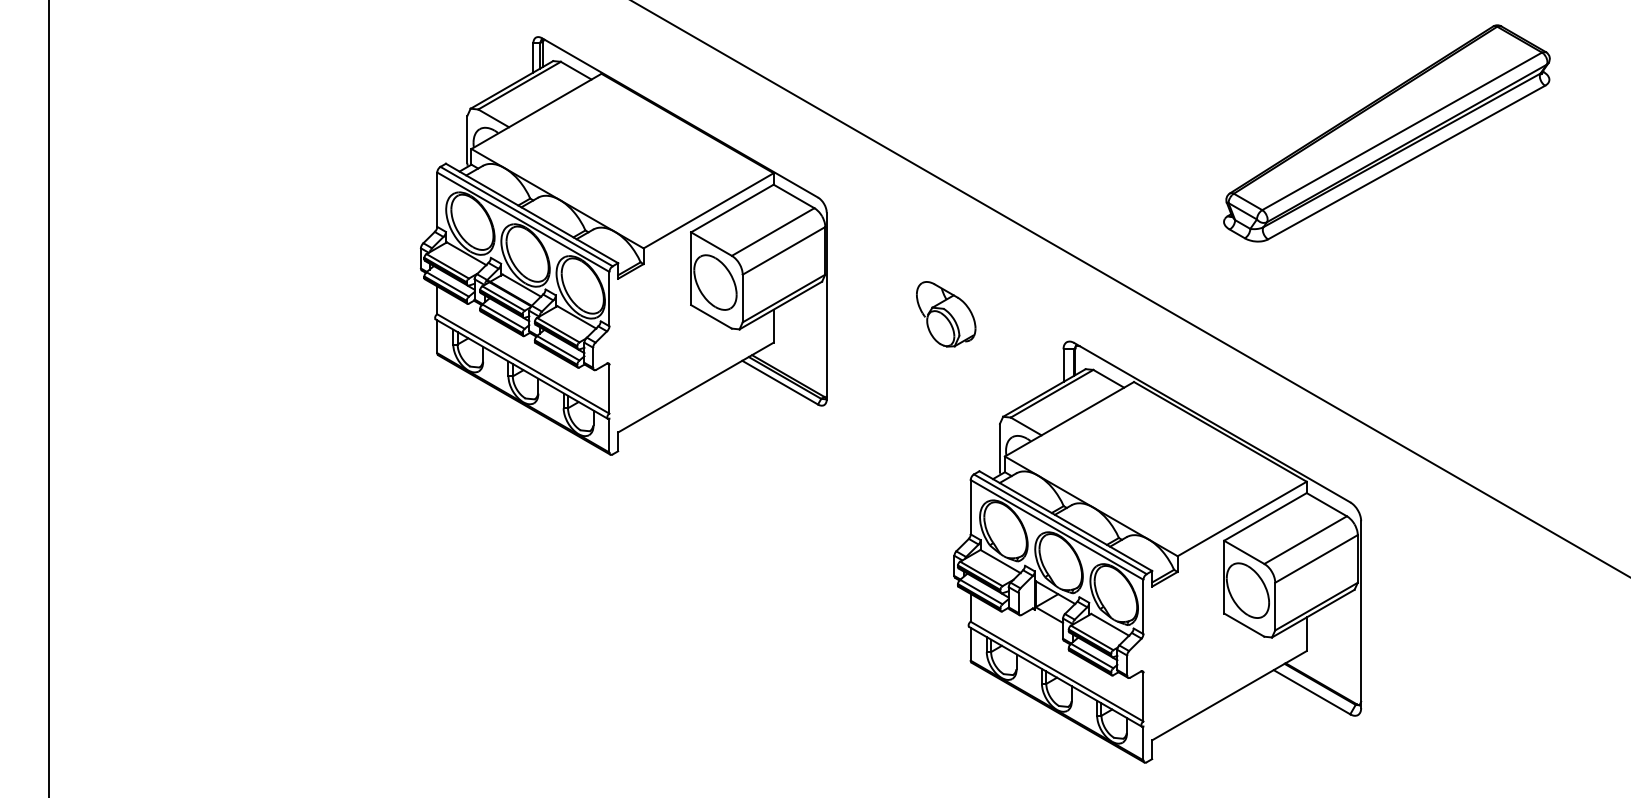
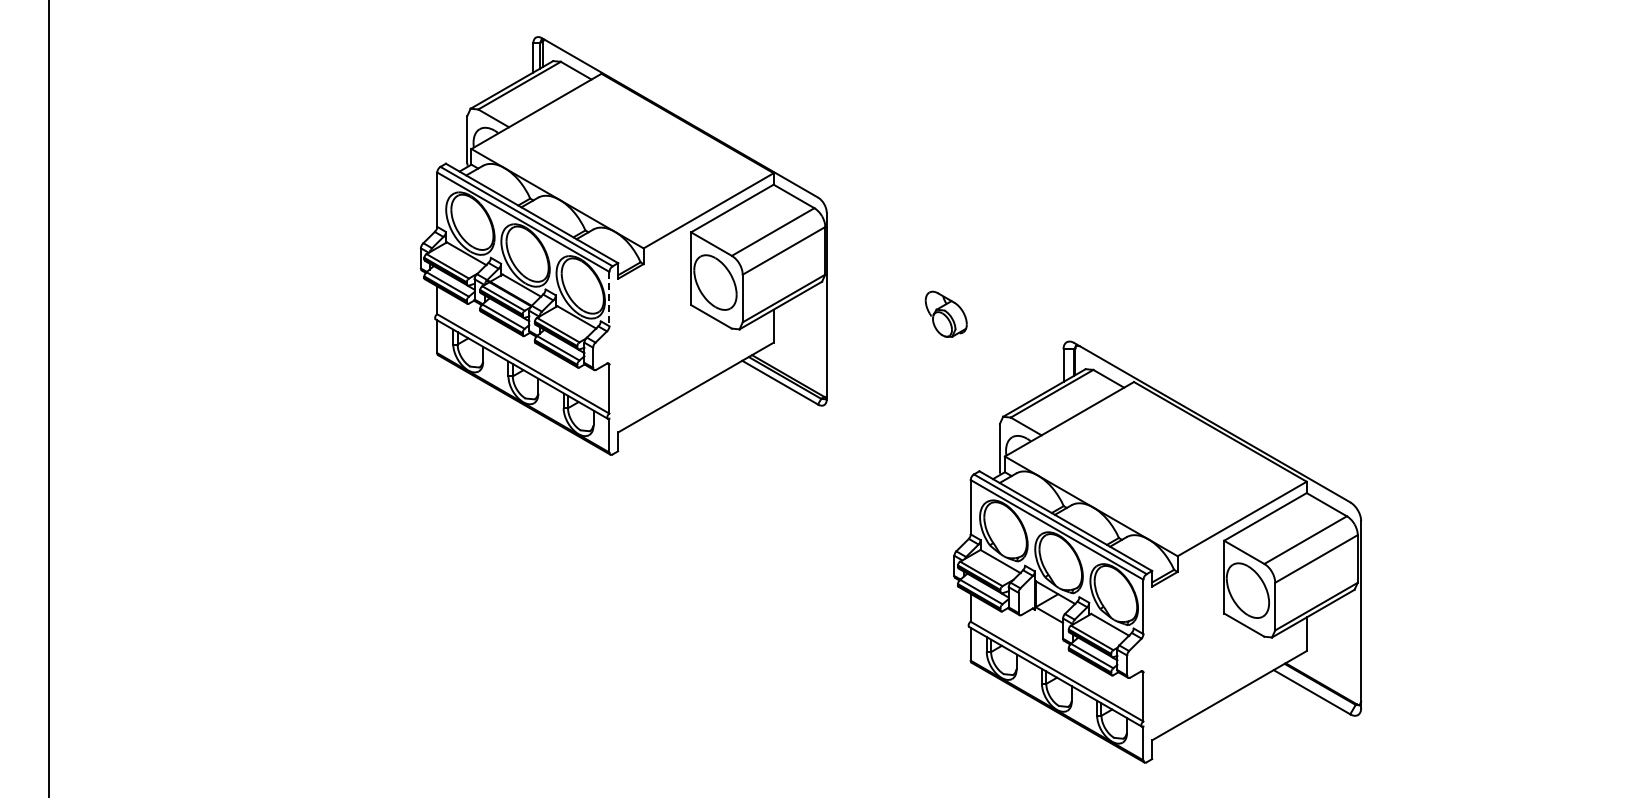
part: present -> none (1386, 133)
line: present -> none (1130, 289)
line: solid -> dashed (609, 299)
part size: 61x67 px -> 44x48 px (945, 313)
